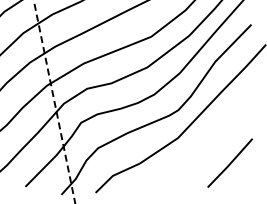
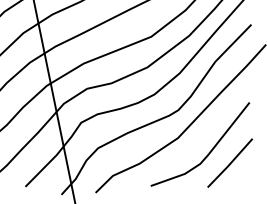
line: dashed -> solid (54, 102)
line: none -> present (209, 151)
